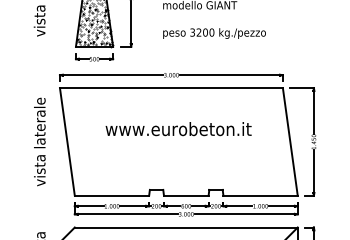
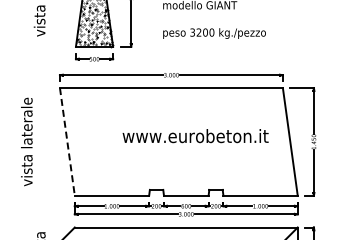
text position: (178, 129) -> (195, 136) (195, 136)
text position: (39, 141) -> (26, 141) (26, 141)
line: solid -> dashed (67, 142)
